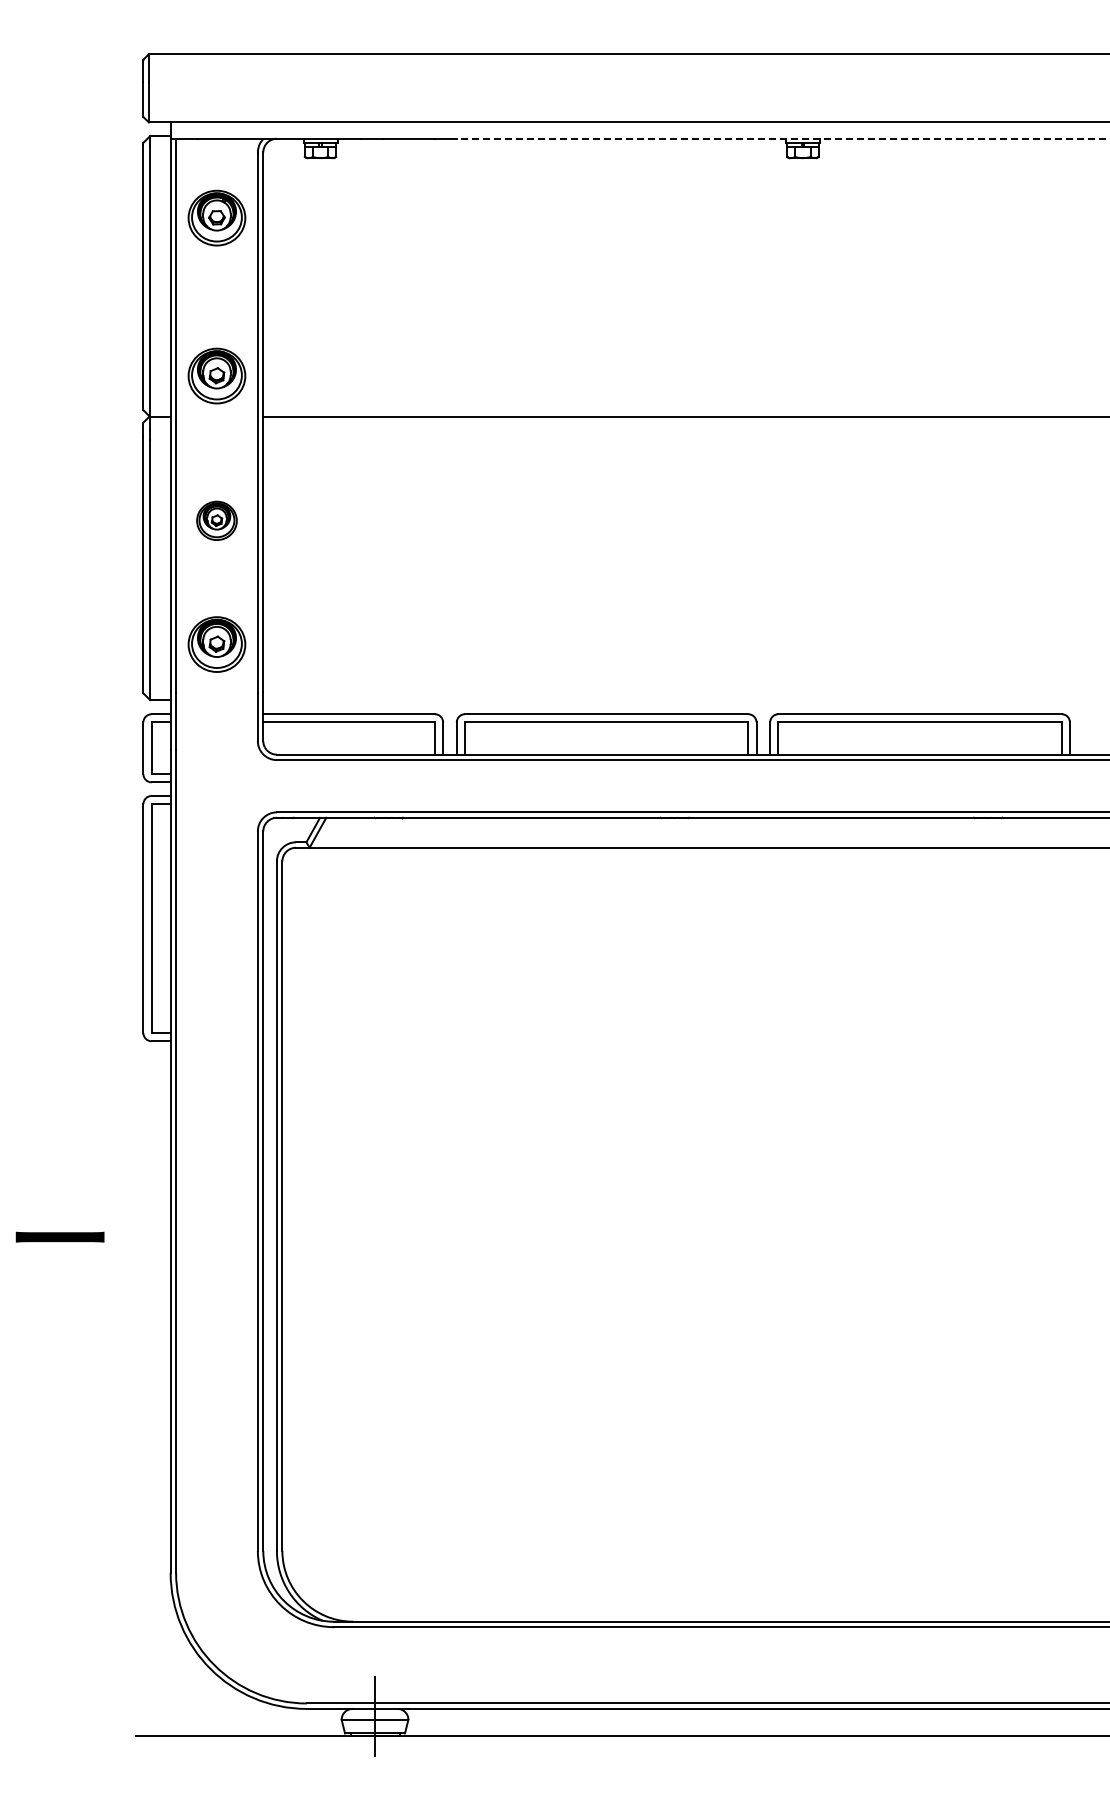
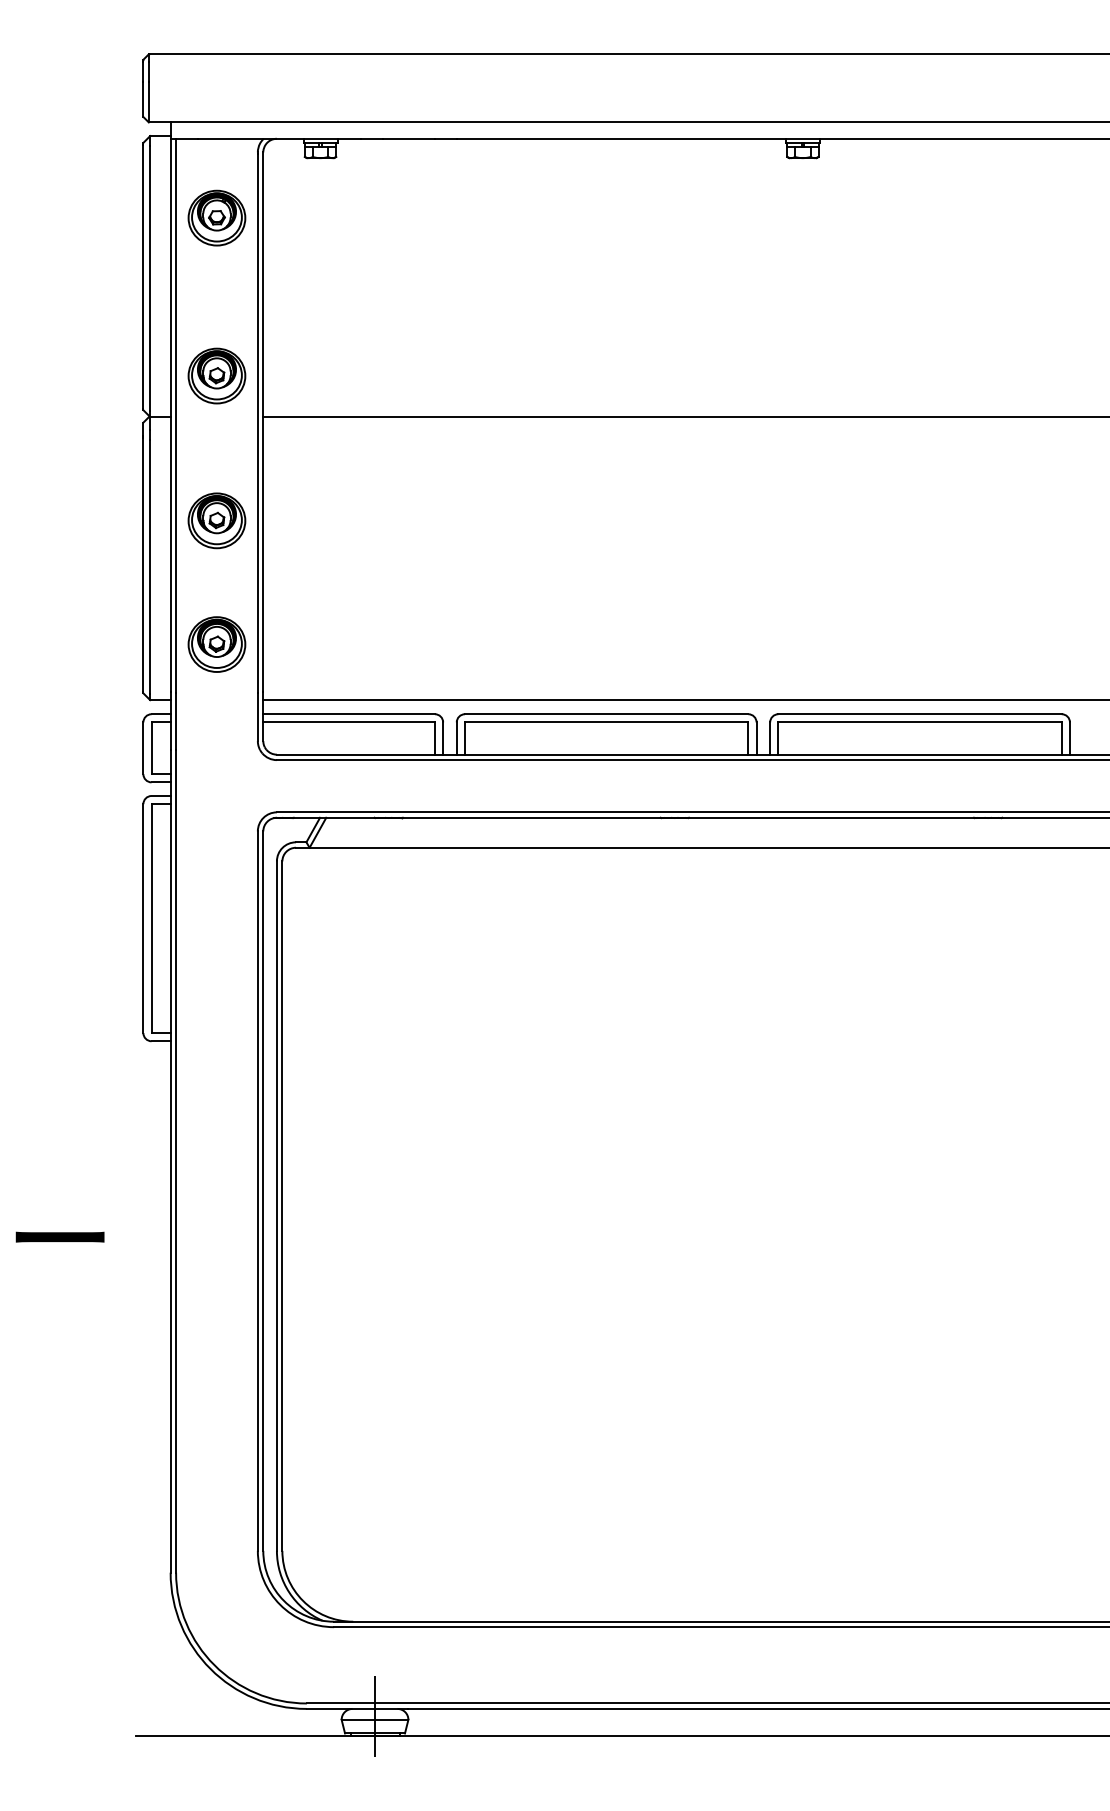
line: dashed -> solid (783, 138)
part size: 42x41 px -> 60x58 px (216, 520)
line: none -> present (684, 700)
